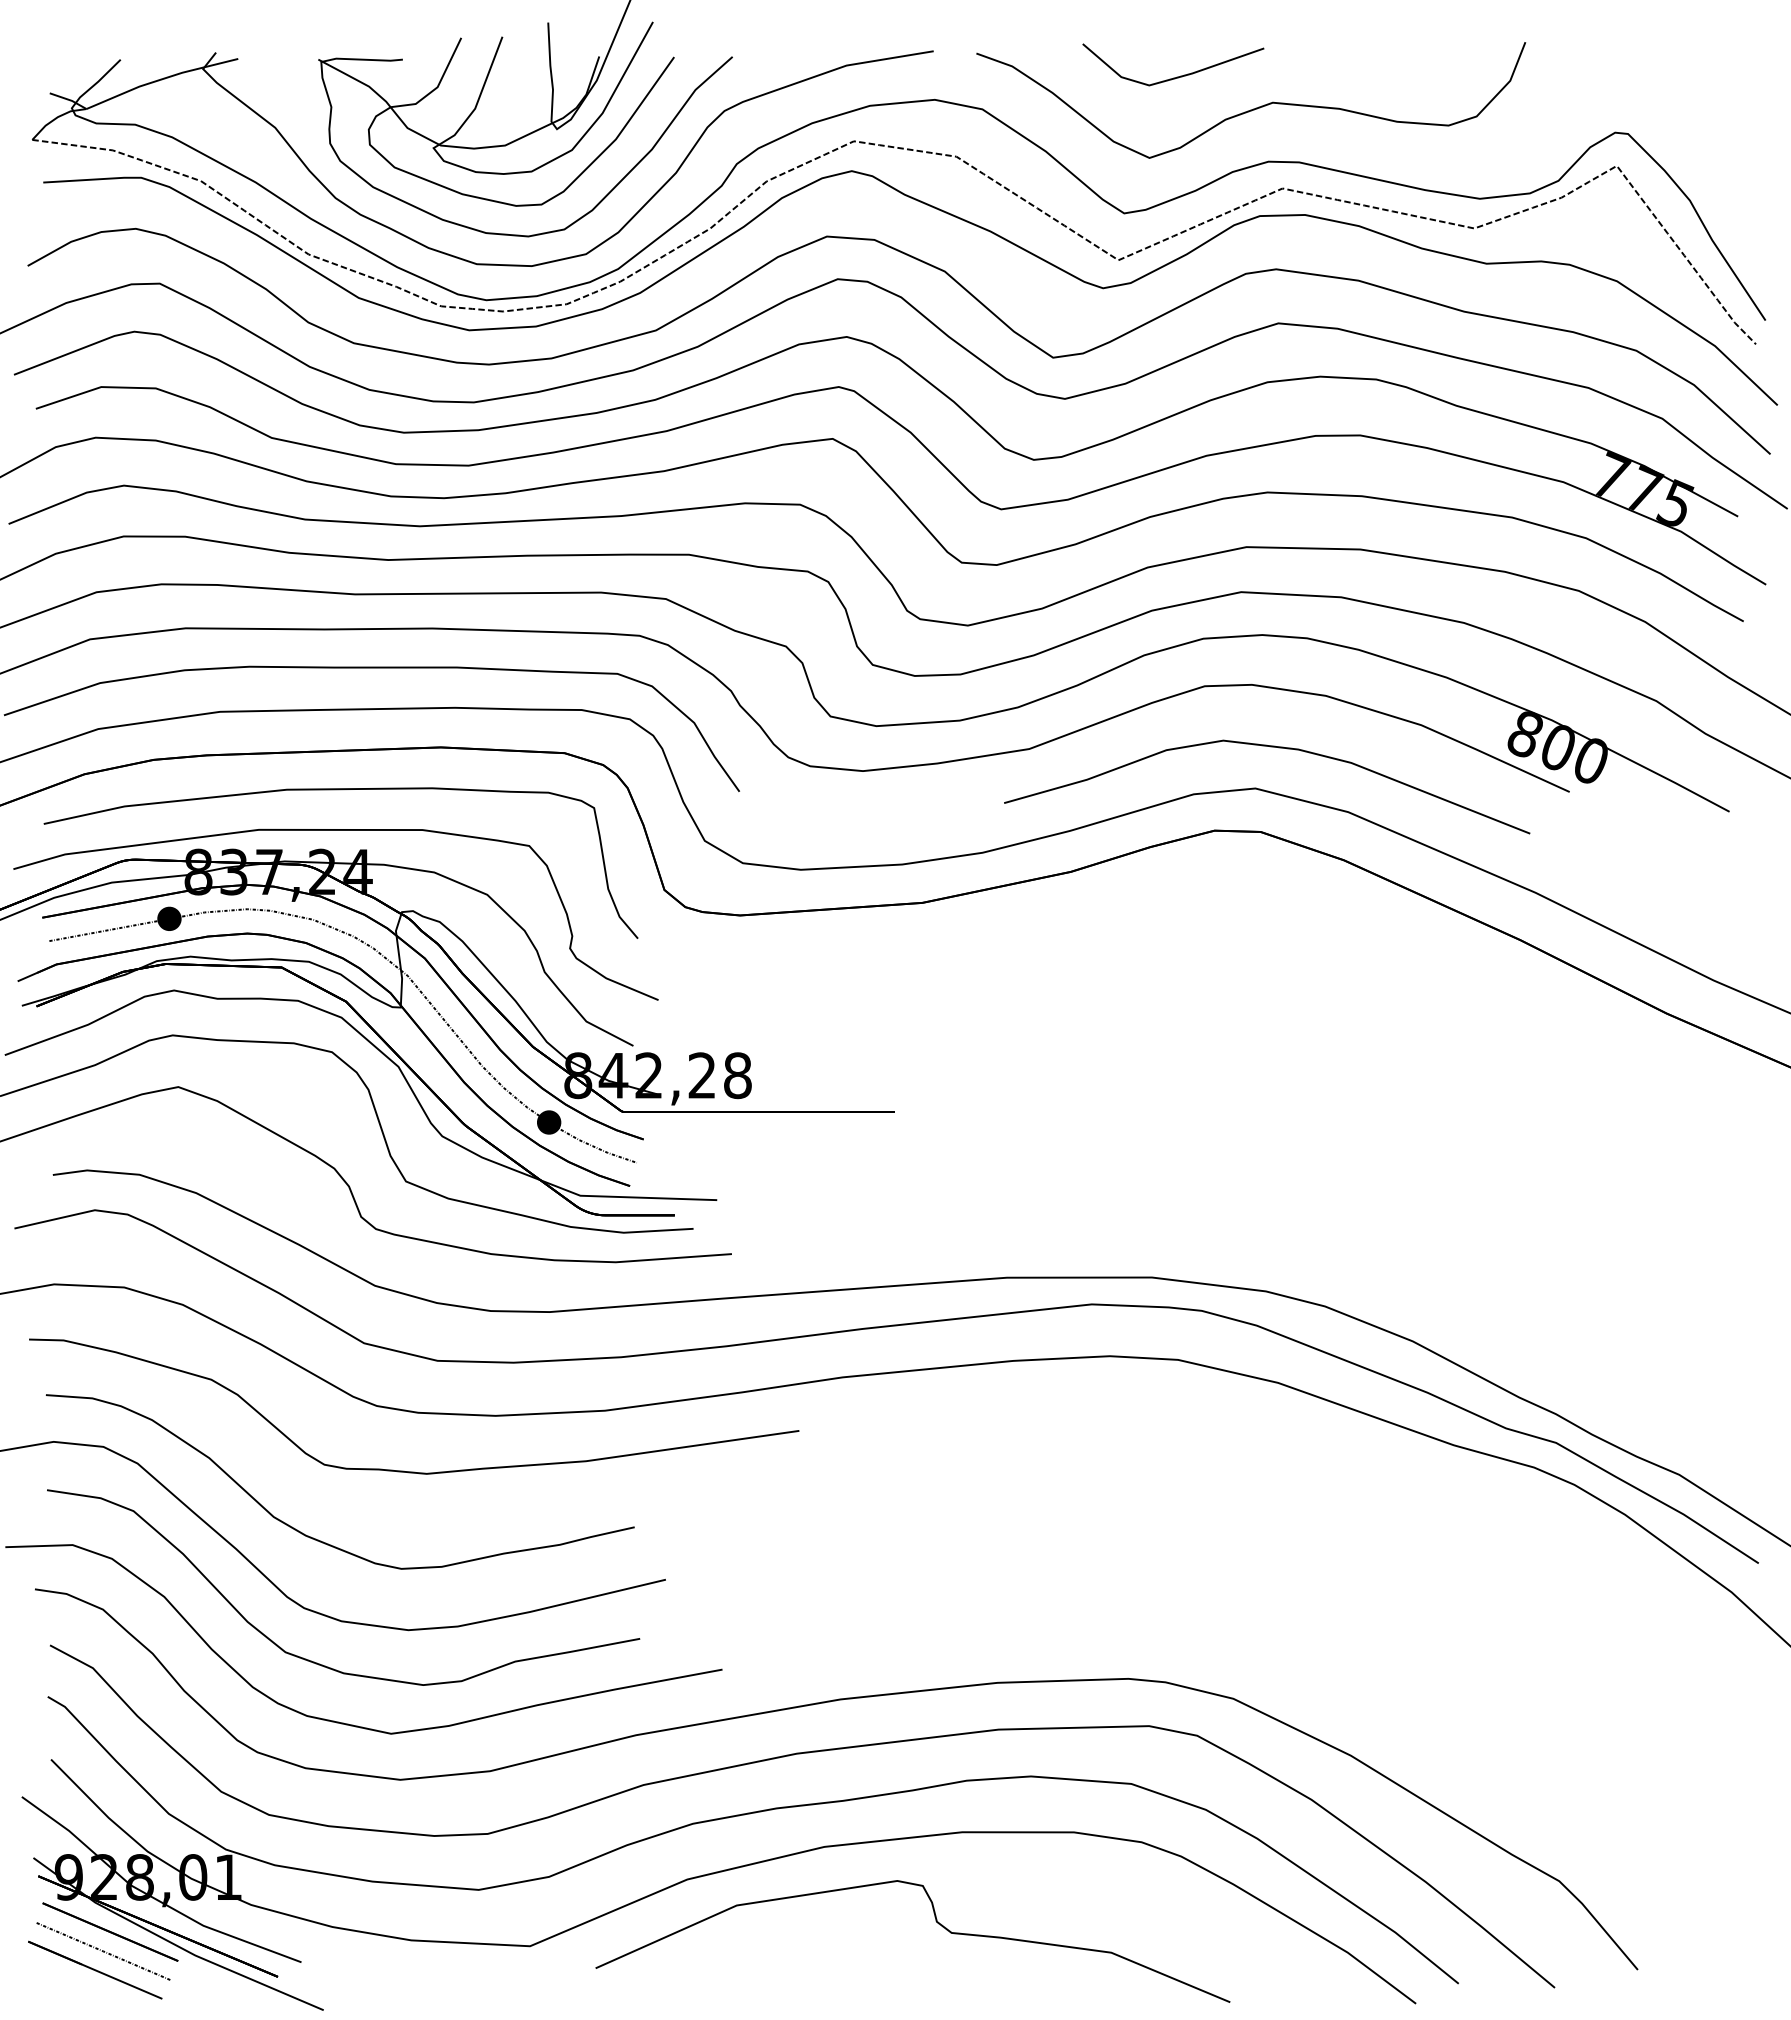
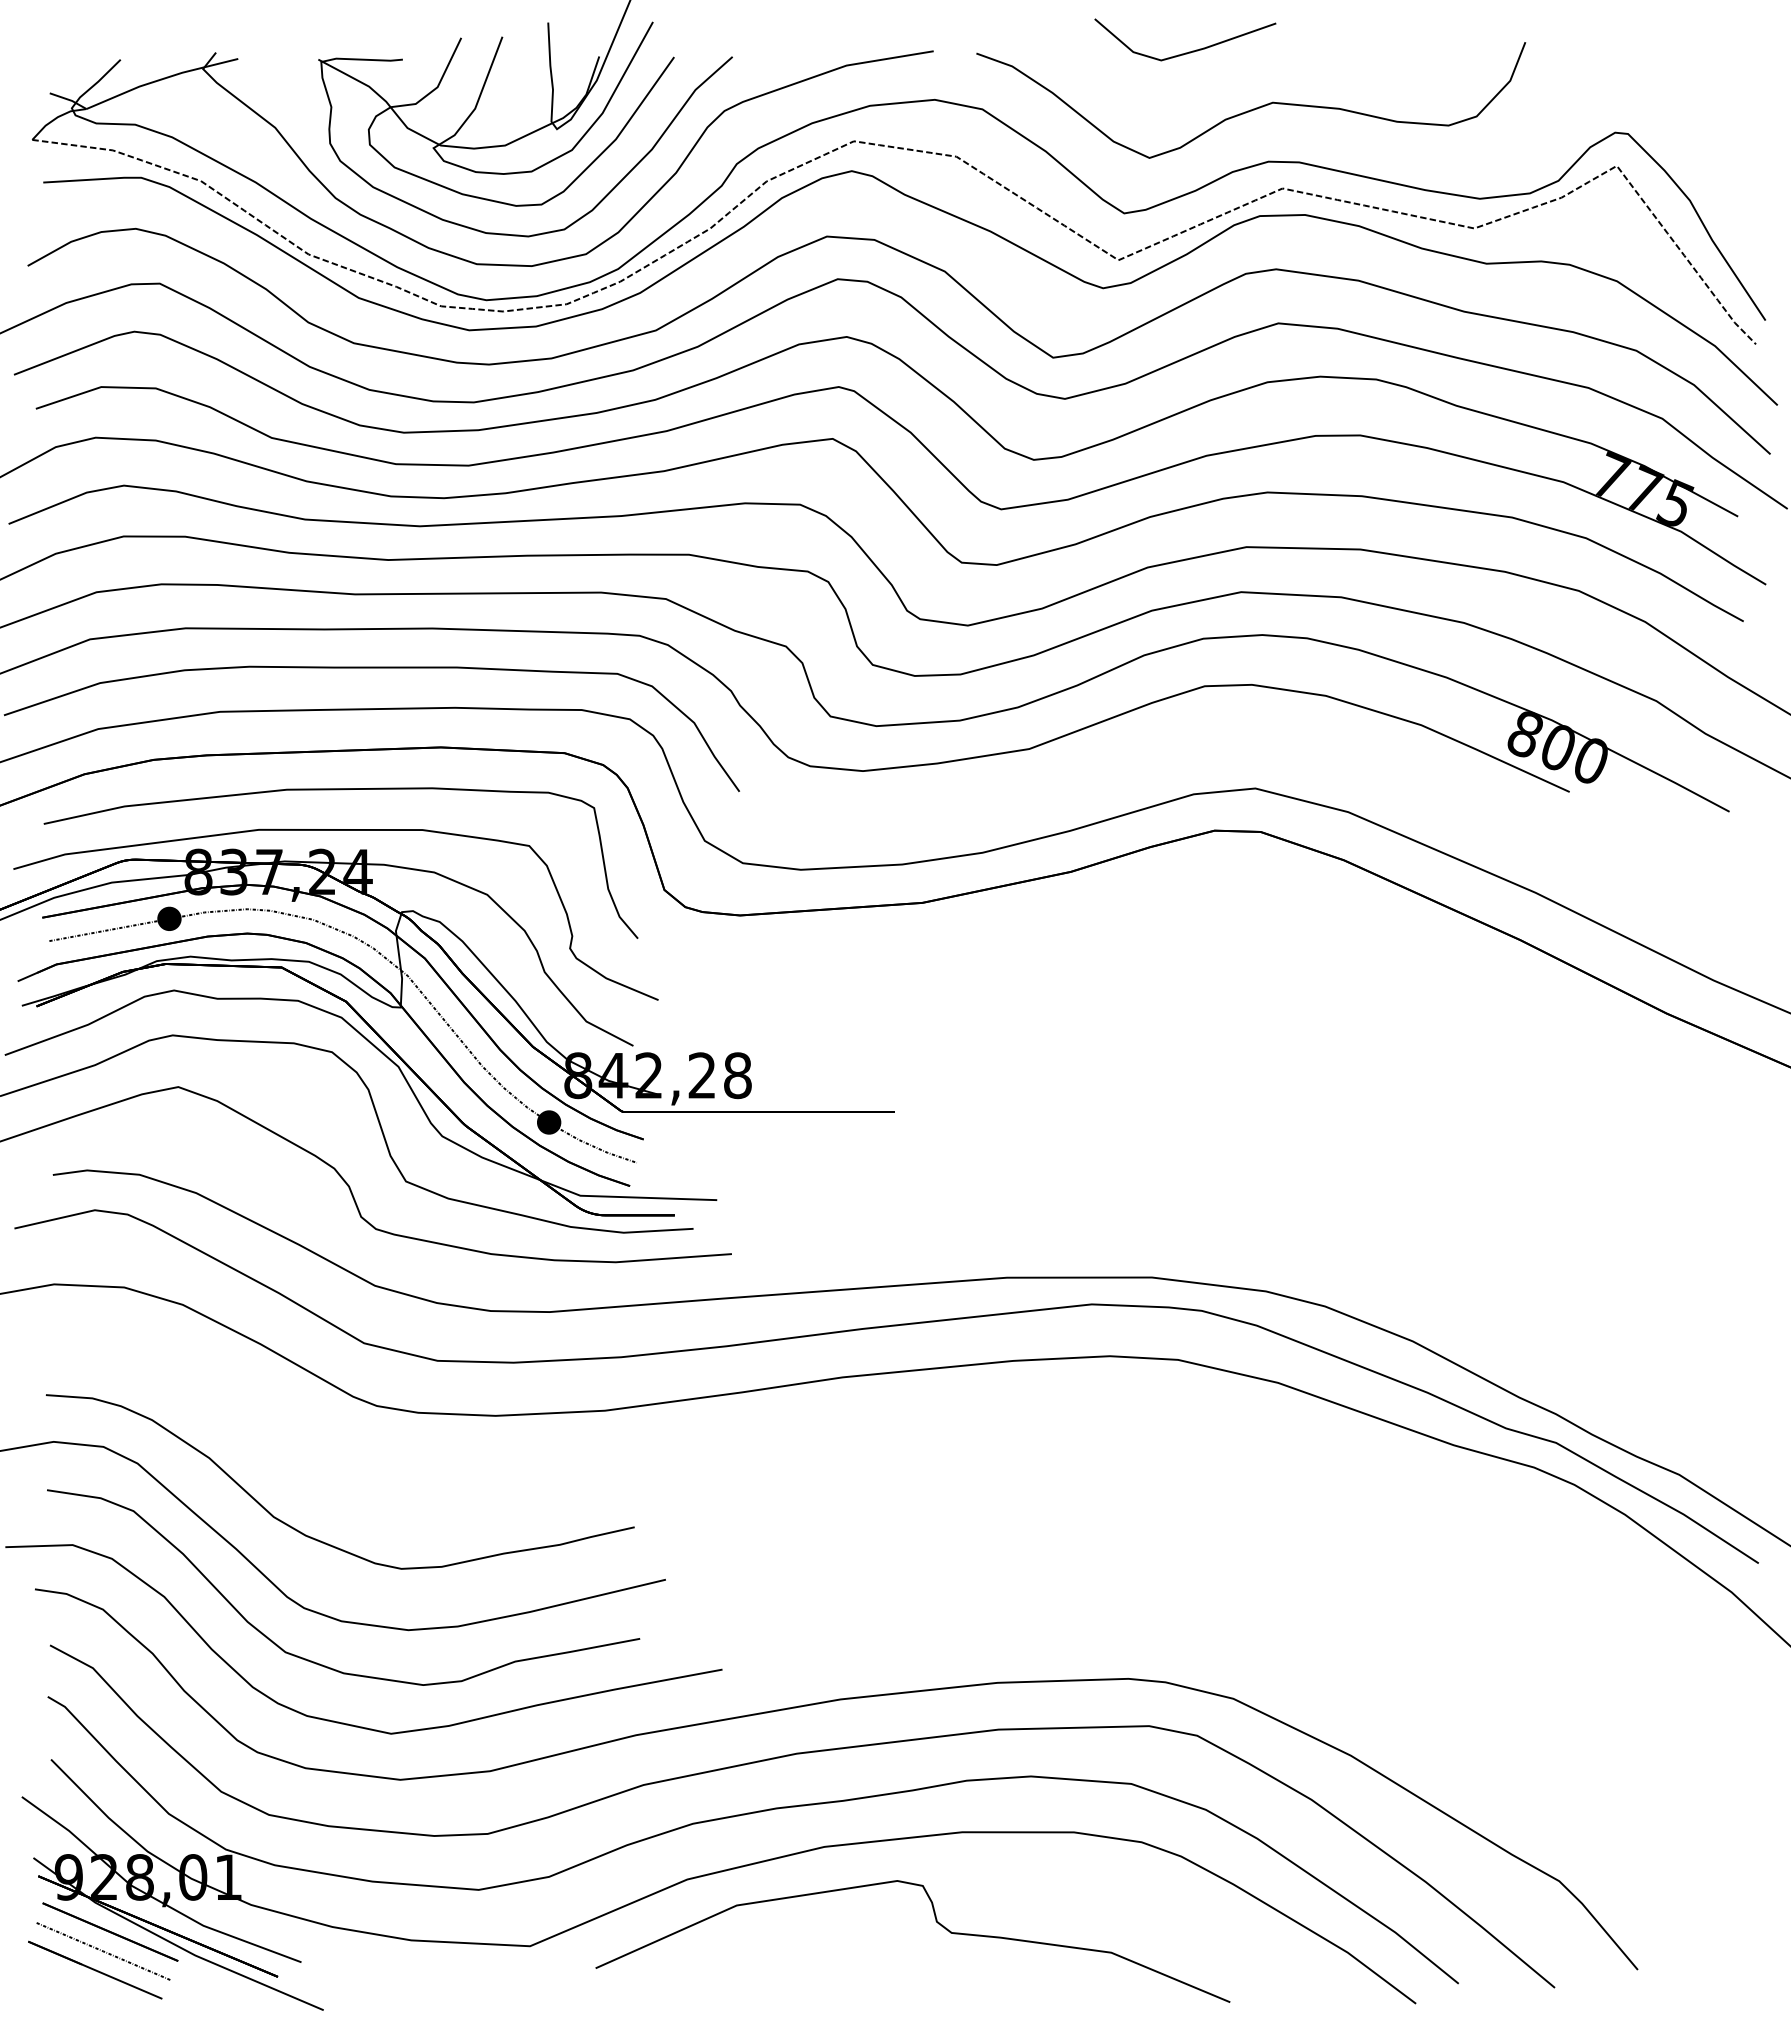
line position: (1177, 76) -> (1189, 51) (1189, 51)
curve: present -> none (1270, 747)
part: present -> none (403, 1470)
